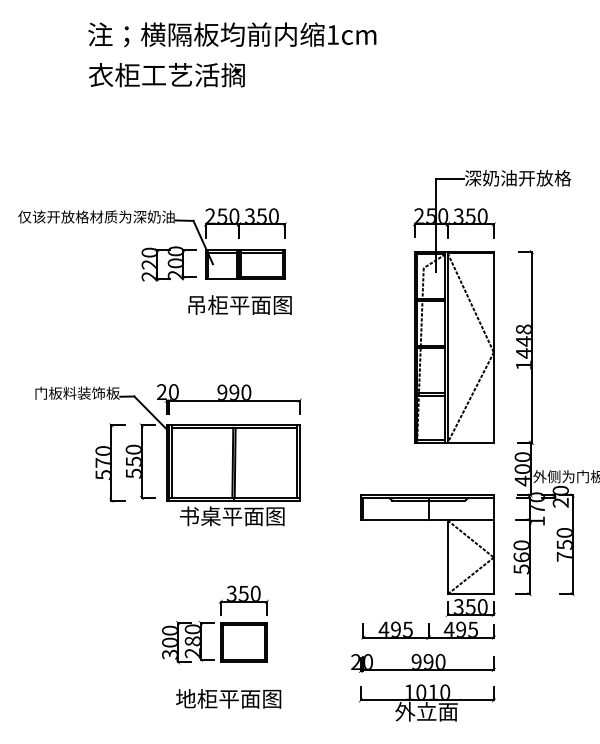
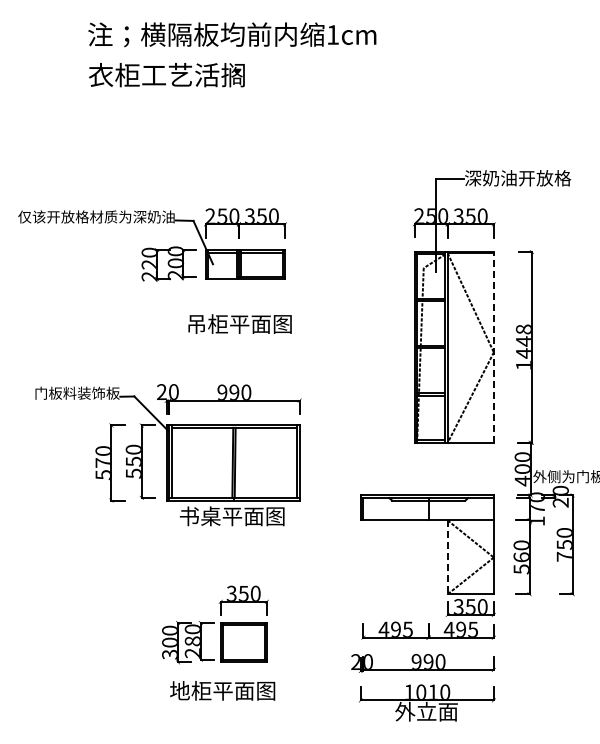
text position: (239, 304) -> (239, 323) (239, 323)
line: solid -> dashed (493, 346)
line: solid -> dashed (447, 557)
text position: (228, 698) -> (222, 690) (222, 690)
